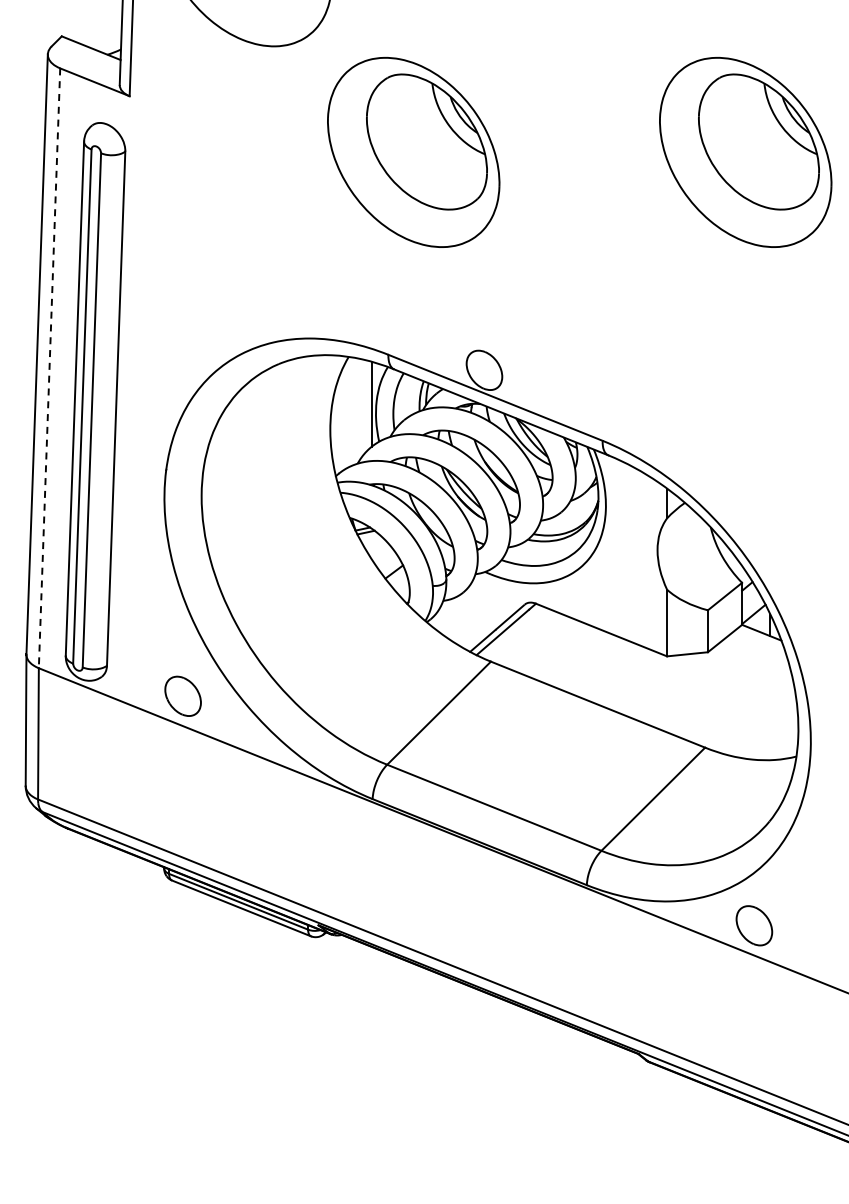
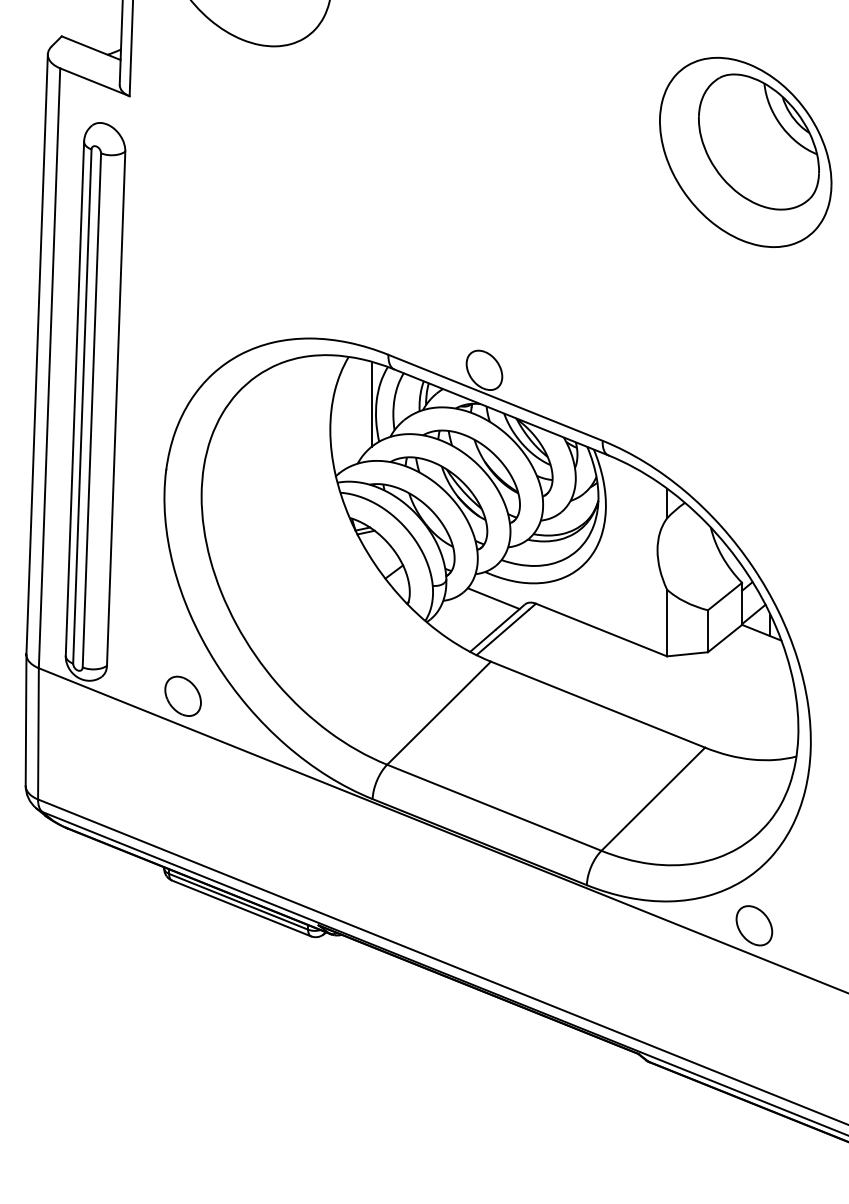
part: present -> none (413, 151)
line: dashed -> solid (49, 368)
line: none -> present (493, 598)
